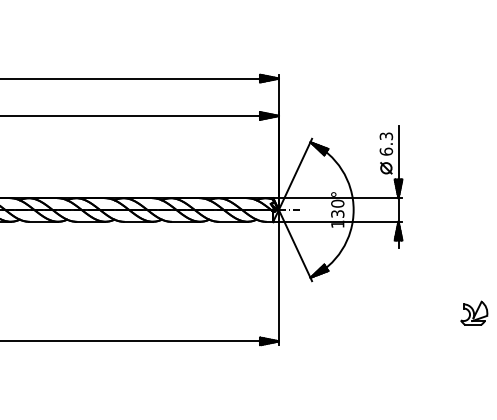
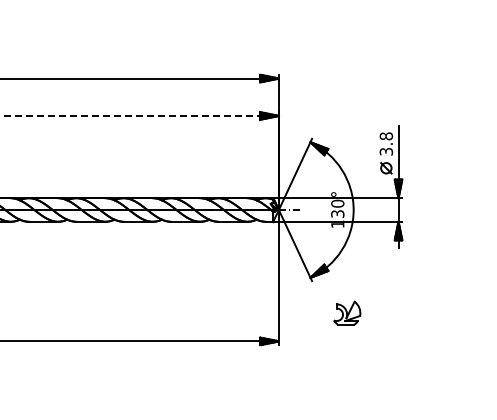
line: solid -> dashed (139, 115)
text: 6.3 -> 3.8 (386, 143)
part position: (474, 312) -> (347, 312) (347, 312)
